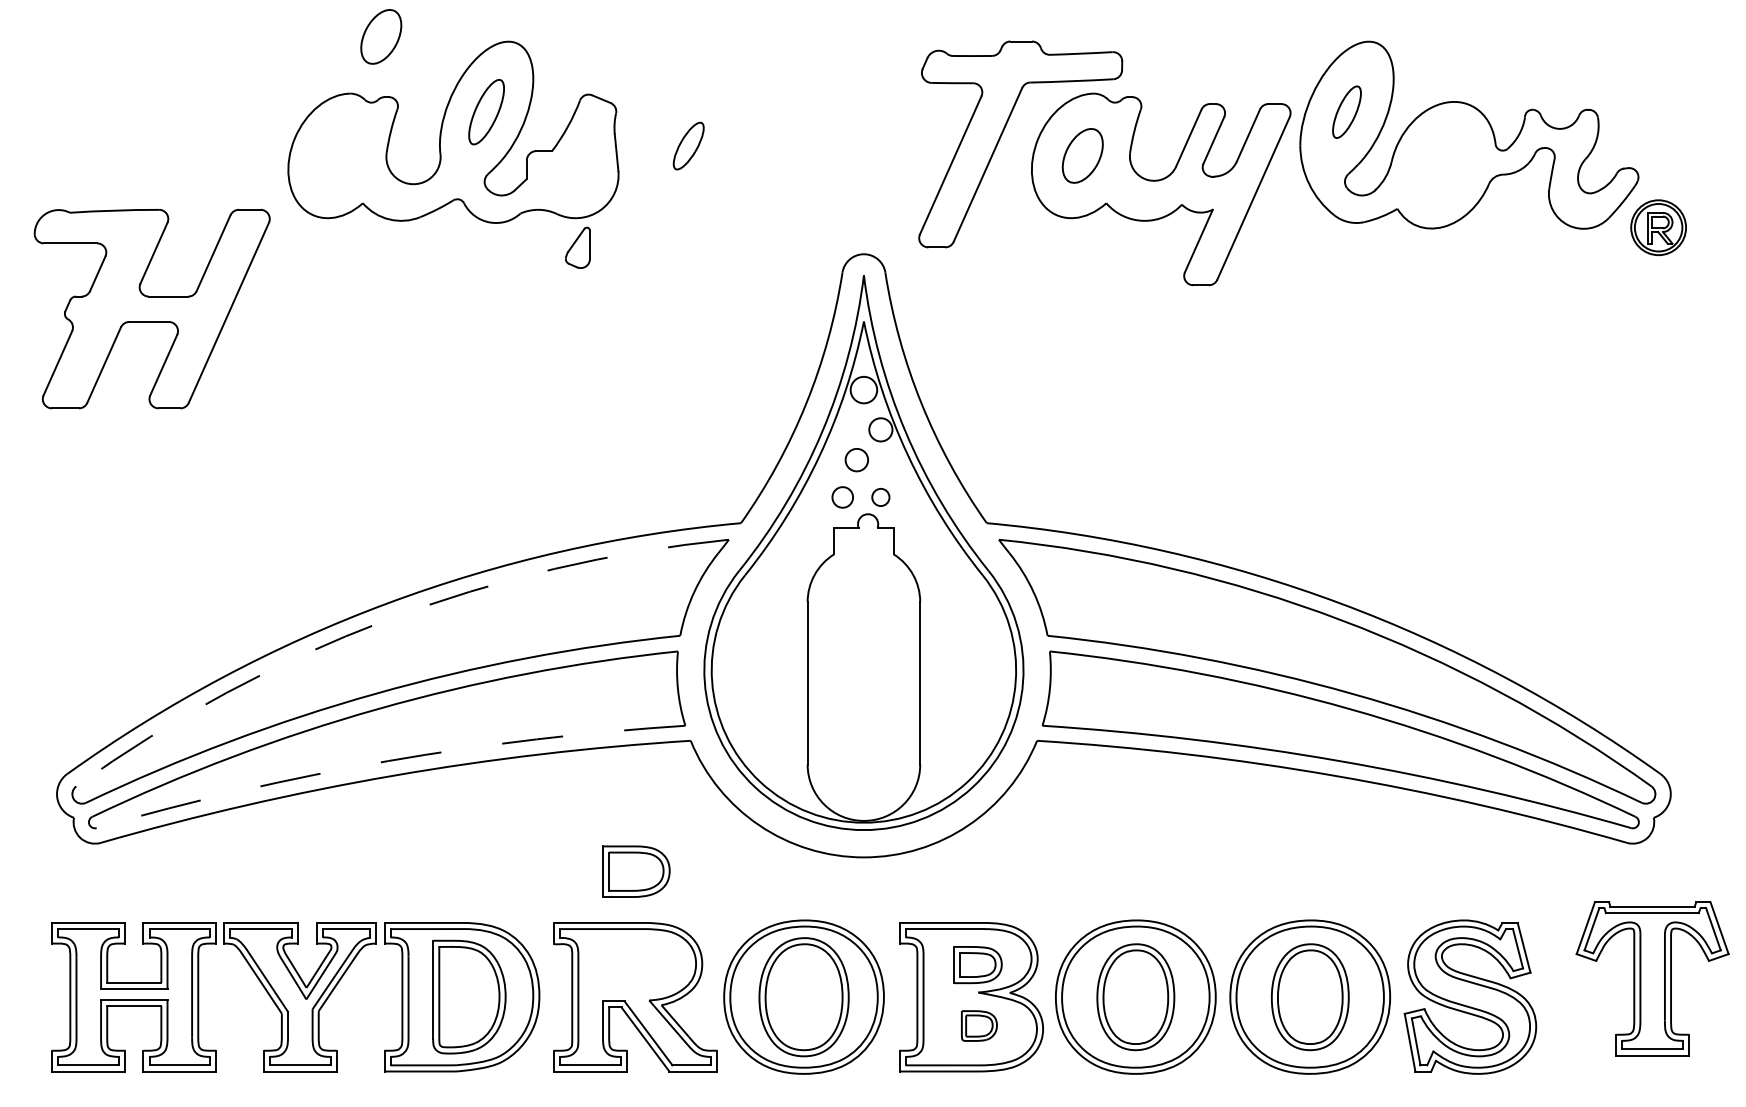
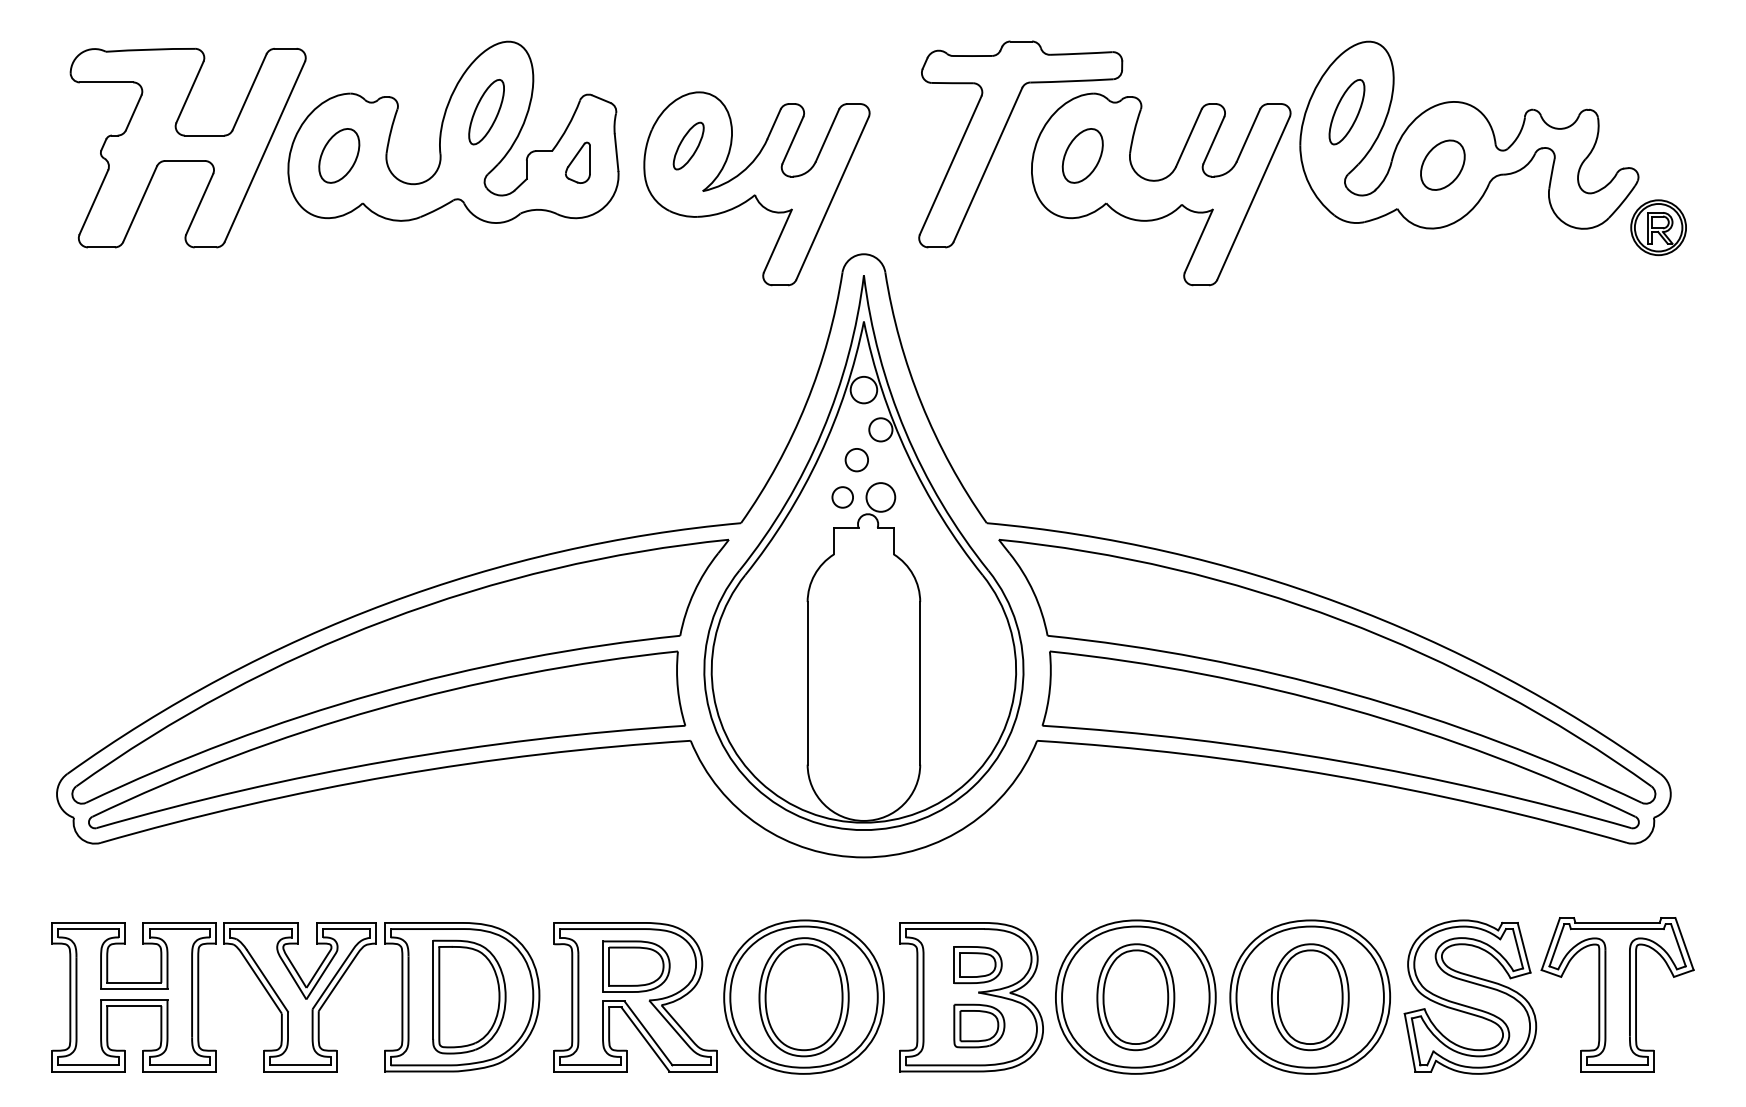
part position: (381, 36) -> (339, 155) (339, 155)
part size: 30x54 px -> 38x67 px (1346, 112)
part: none -> present (1442, 164)
part: none -> present (756, 188)
part position: (577, 247) -> (577, 162) (577, 162)
part position: (151, 308) -> (187, 147) (187, 147)
circle diameter: 17 px -> 29 px (880, 497)
arc: dashed -> solid (386, 620)
arc: dashed -> solid (388, 761)
part position: (636, 871) -> (636, 966) (636, 966)
part position: (1652, 978) -> (1617, 994) (1617, 994)
part size: 37x32 px -> 53x46 px (979, 1025)
